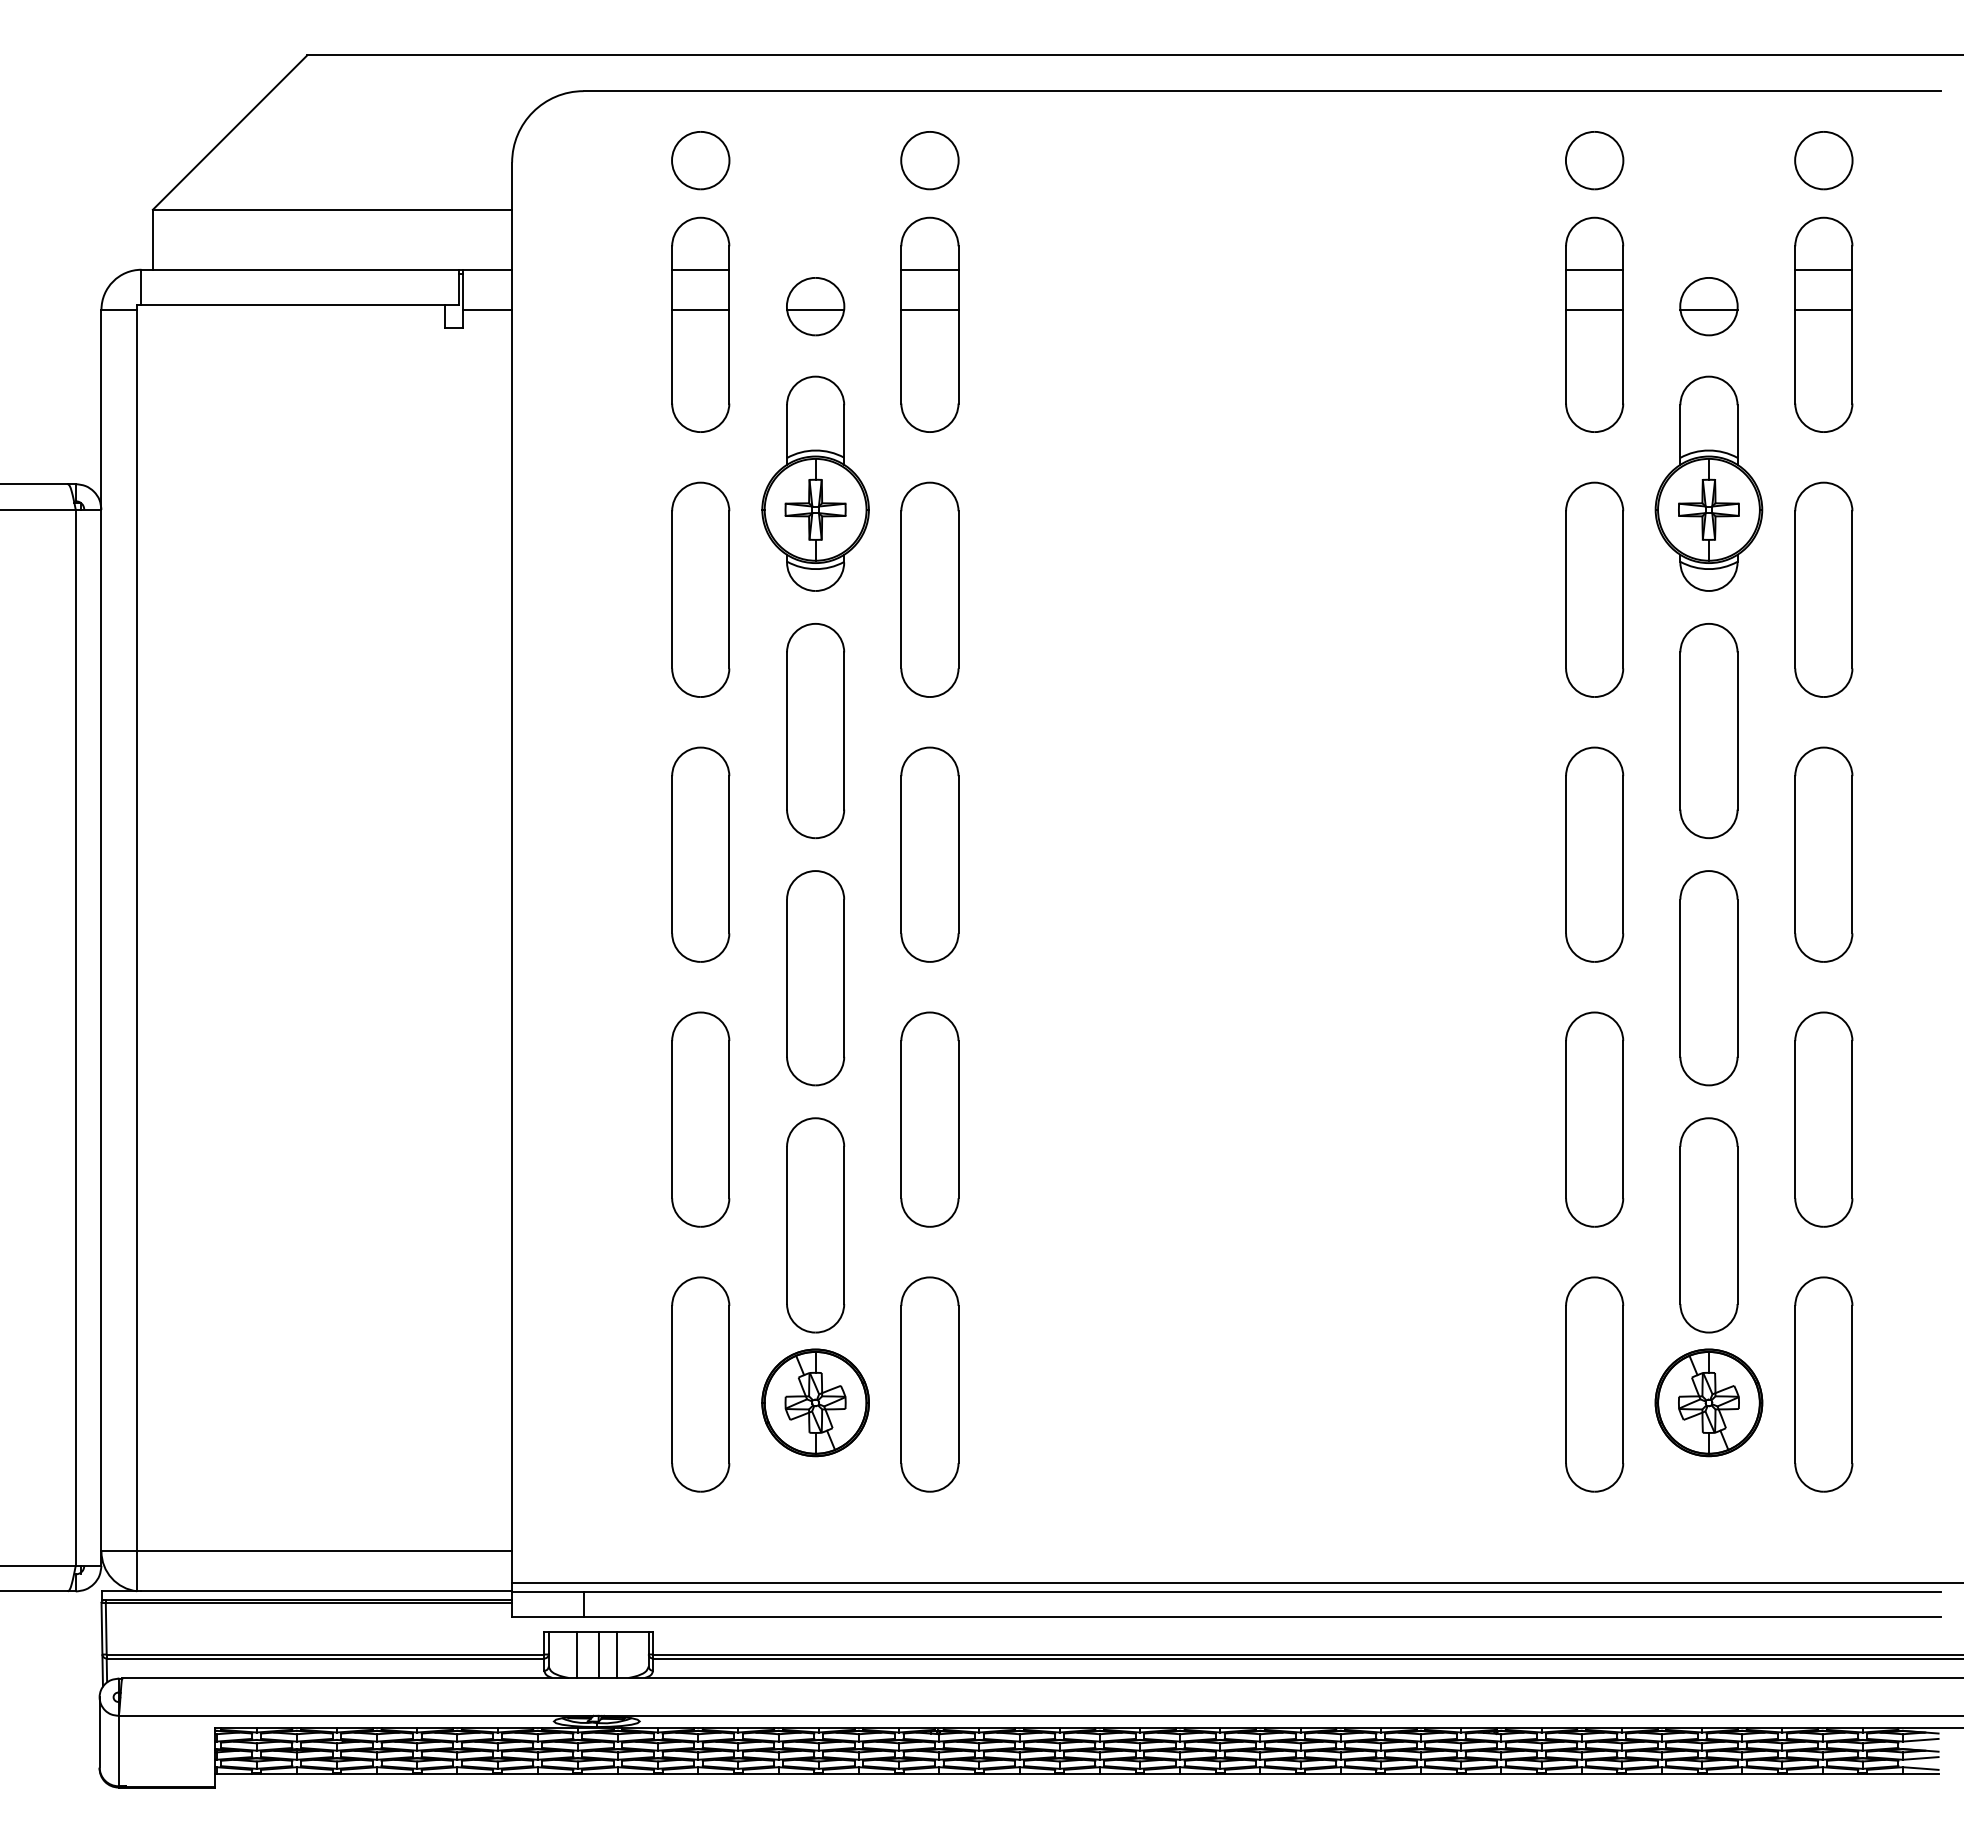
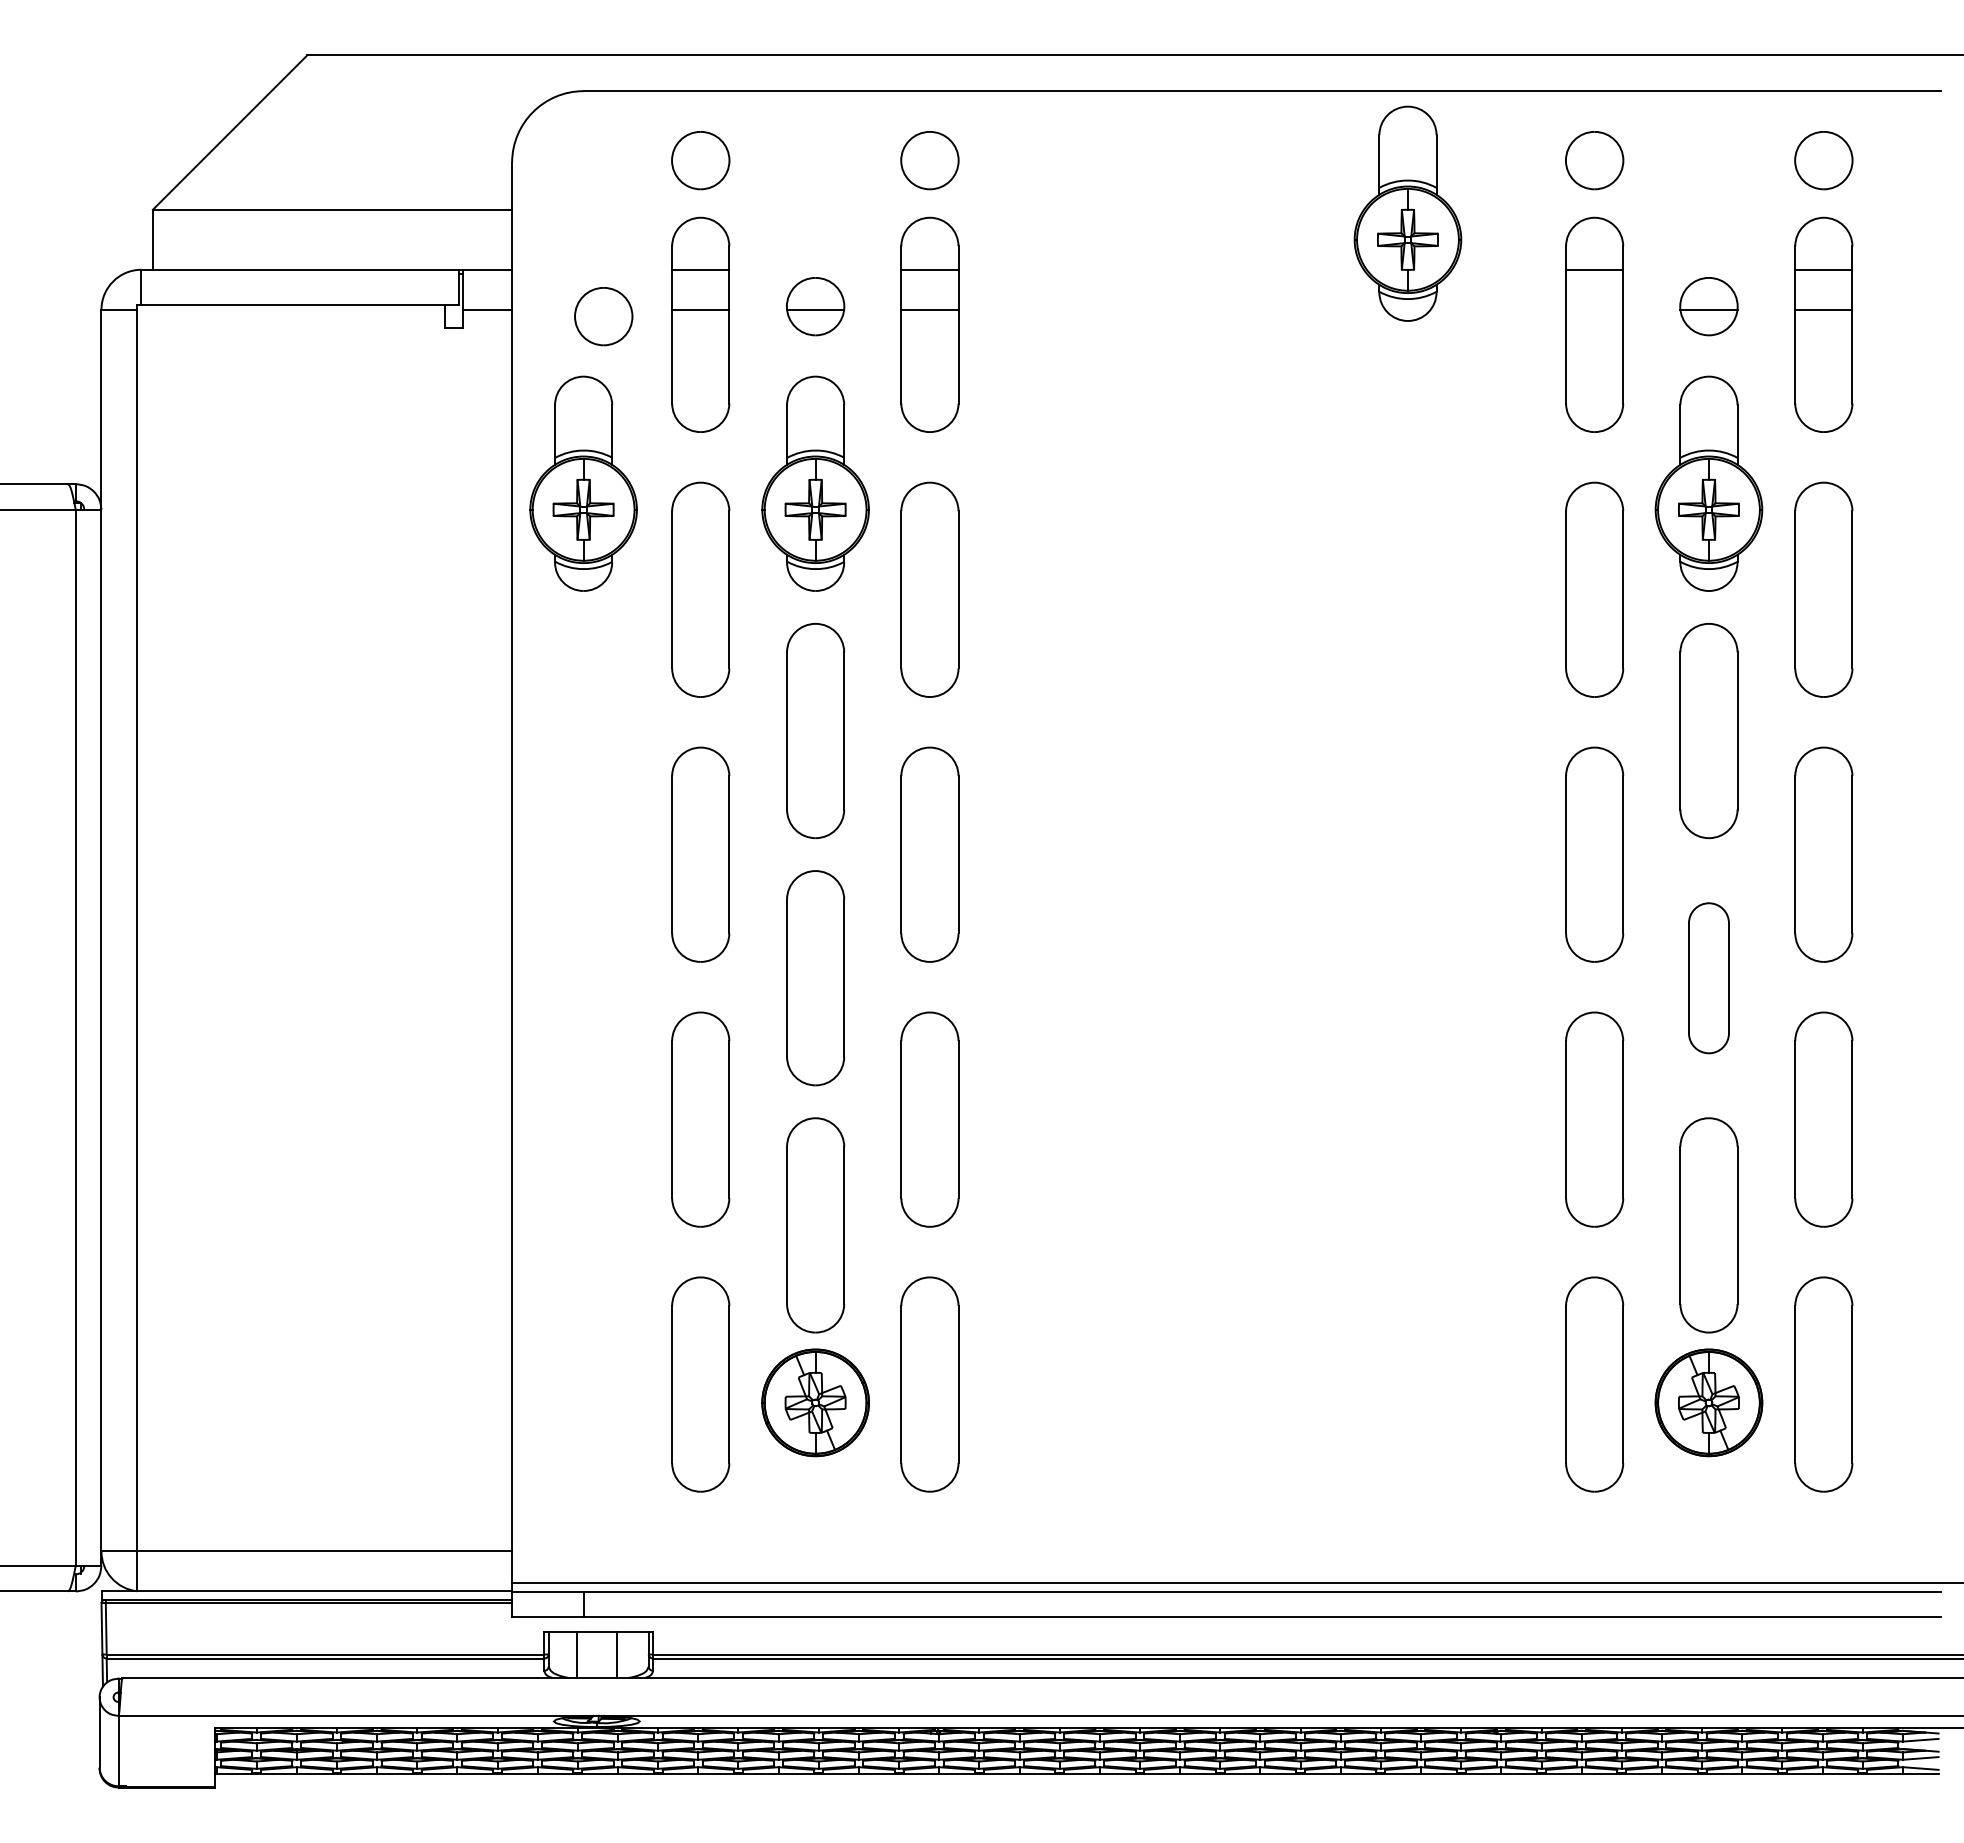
part: none -> present (1407, 213)
line: present -> none (1594, 309)
part: none -> present (603, 316)
part: none -> present (583, 483)
part size: 60x217 px -> 42x153 px (1708, 978)
line: present -> none (599, 1654)
